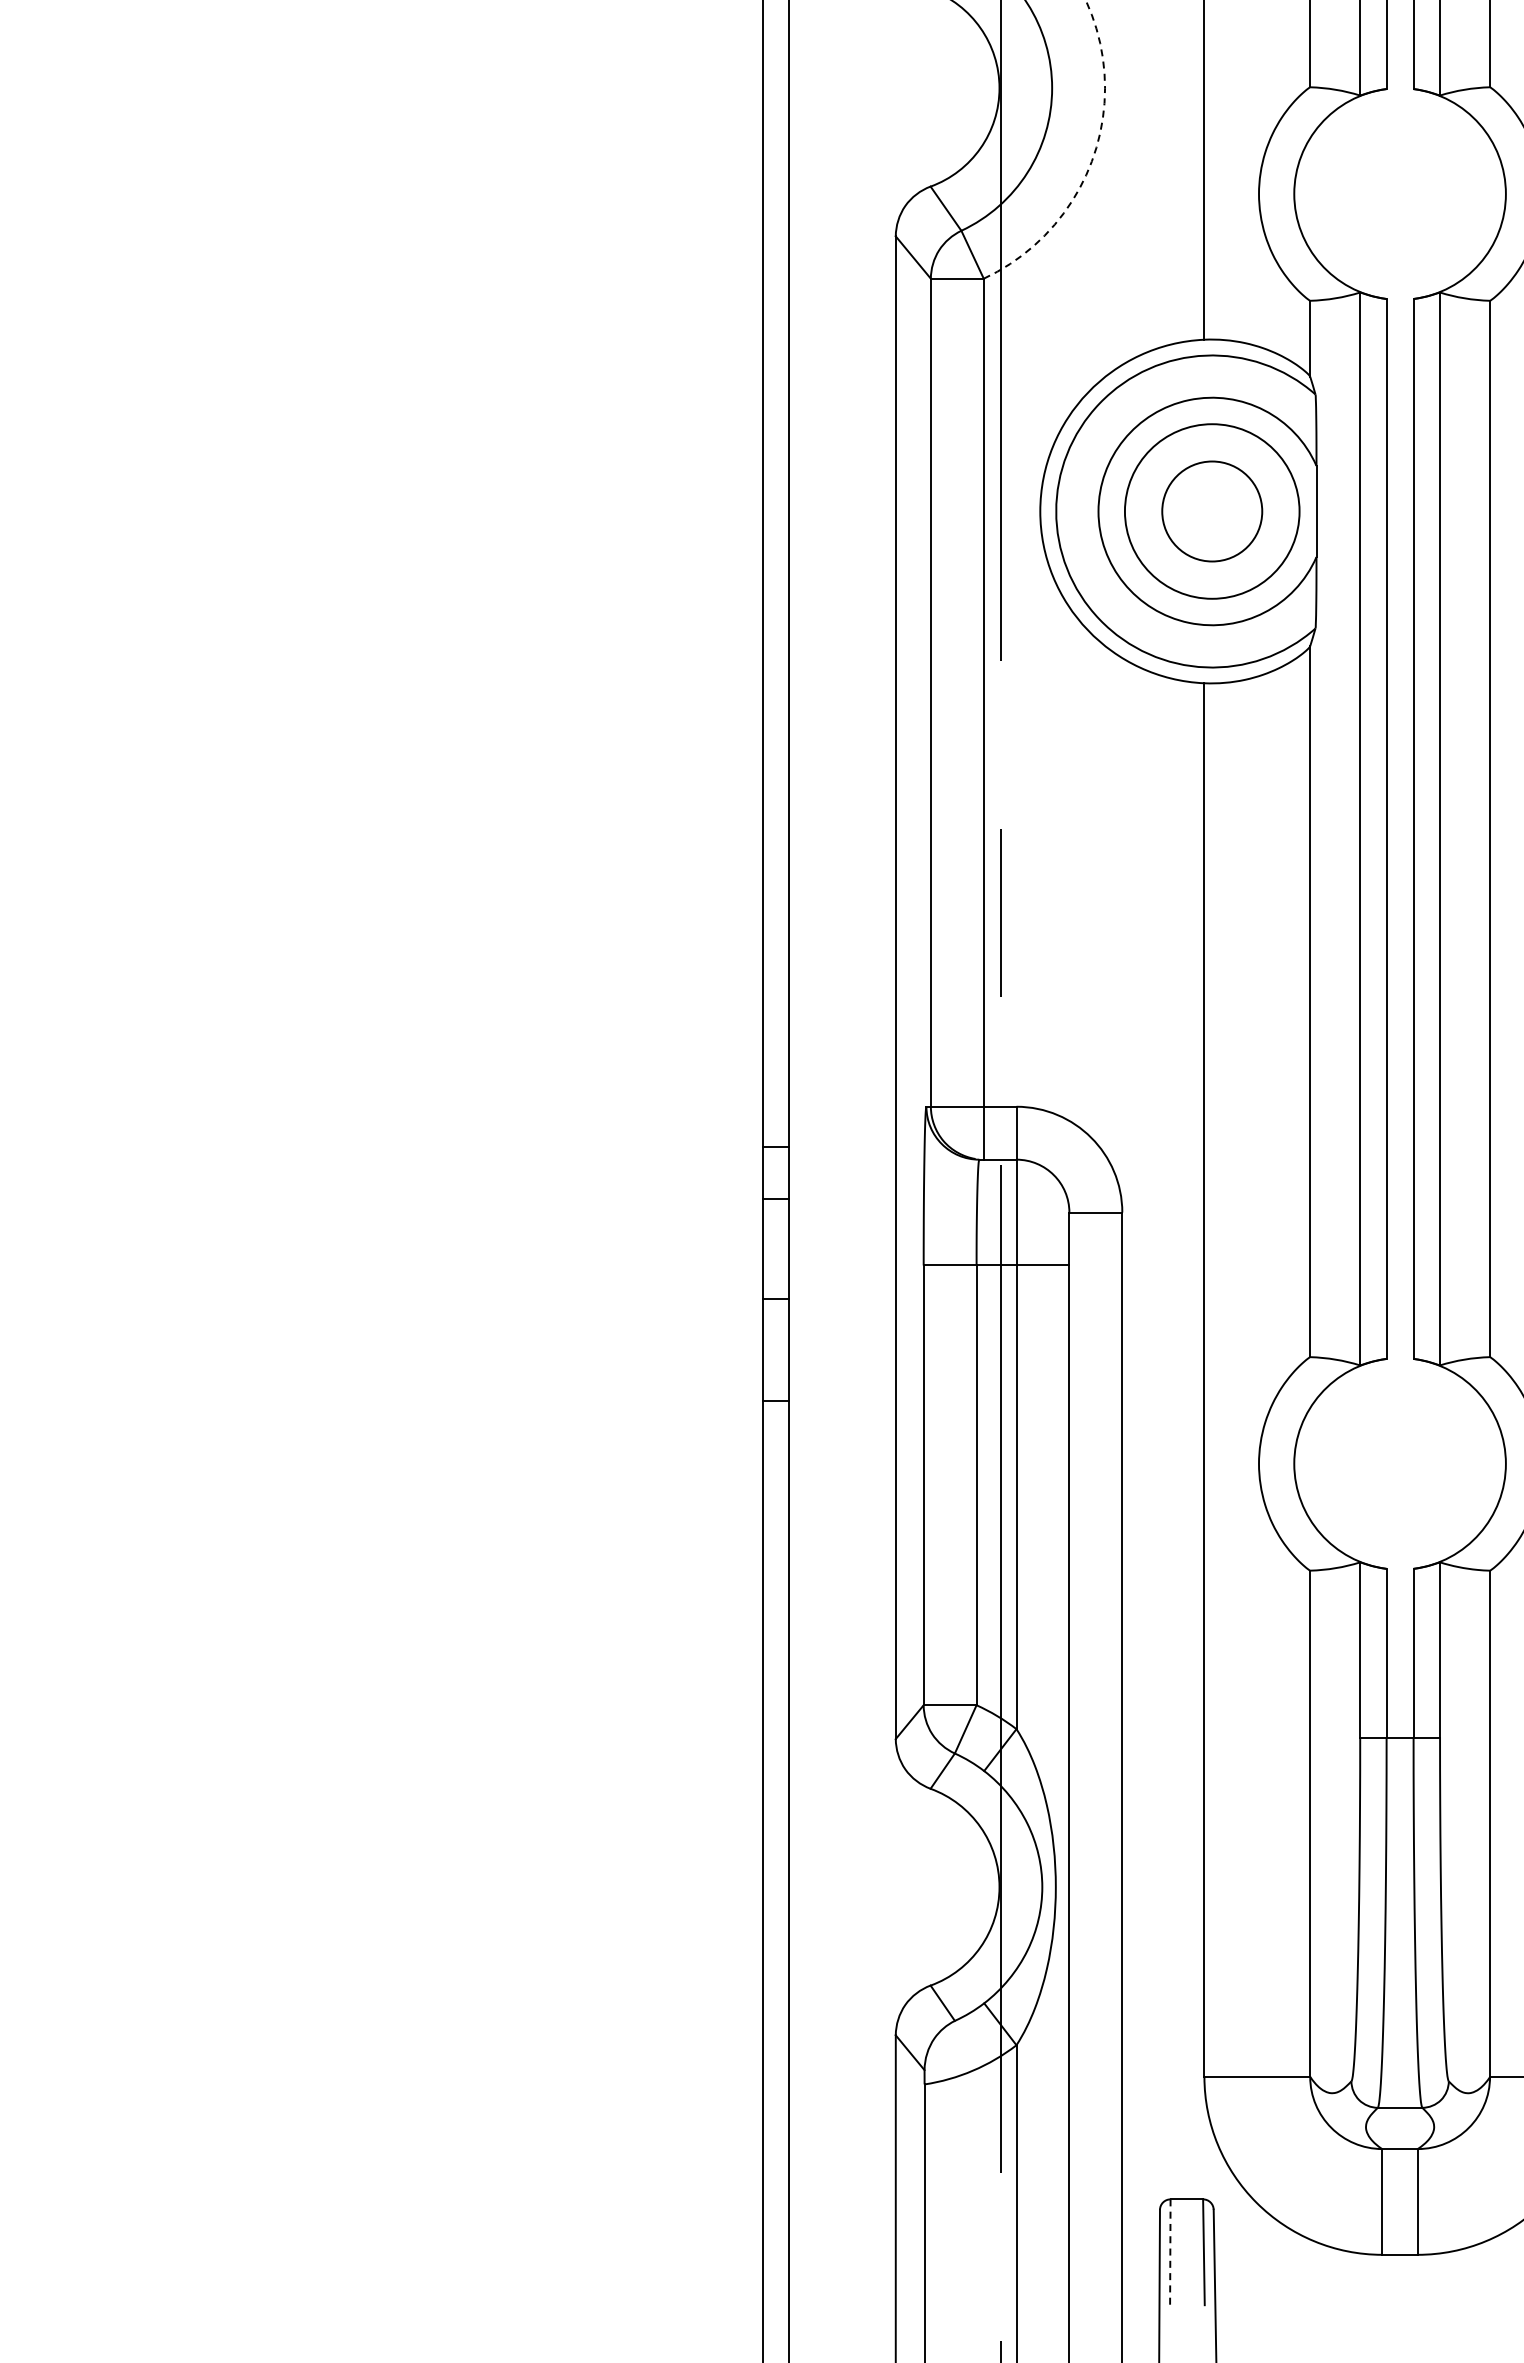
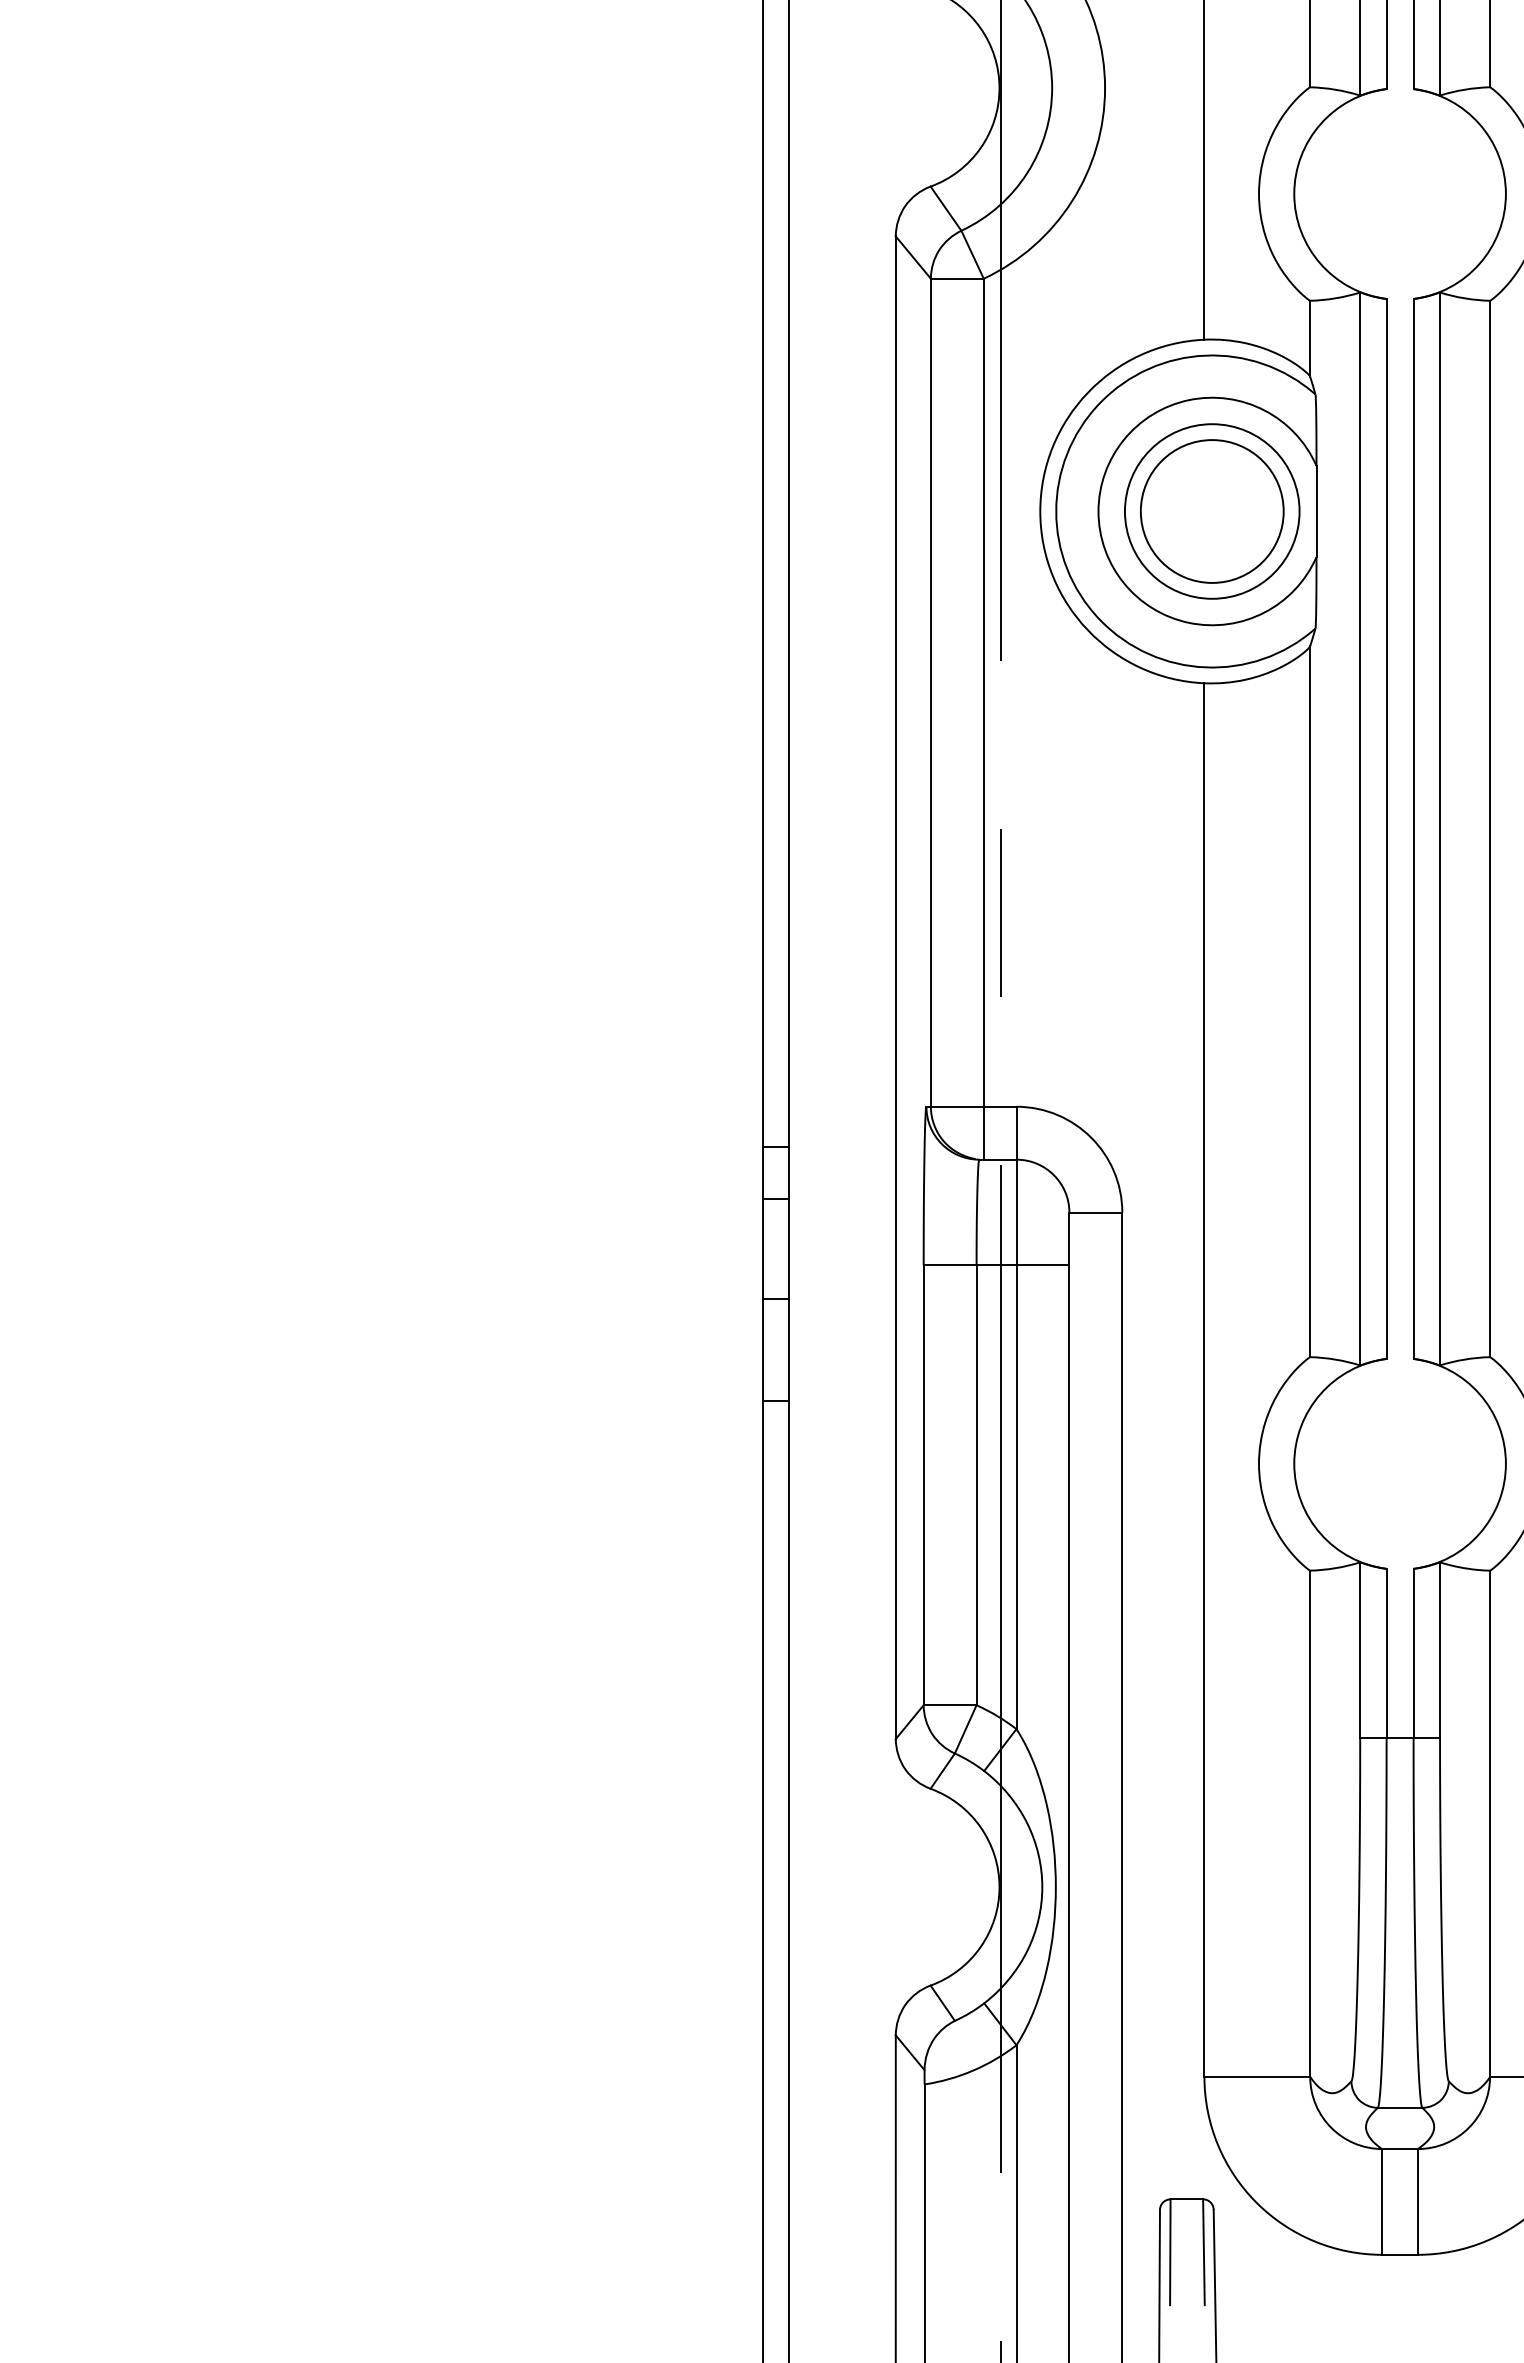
arc: dashed -> solid (1092, 159)
circle diameter: 100 px -> 143 px (1211, 511)
line: dashed -> solid (1170, 2252)
